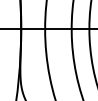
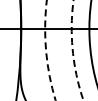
arc: solid -> dashed (46, 51)
arc: solid -> dashed (72, 52)
